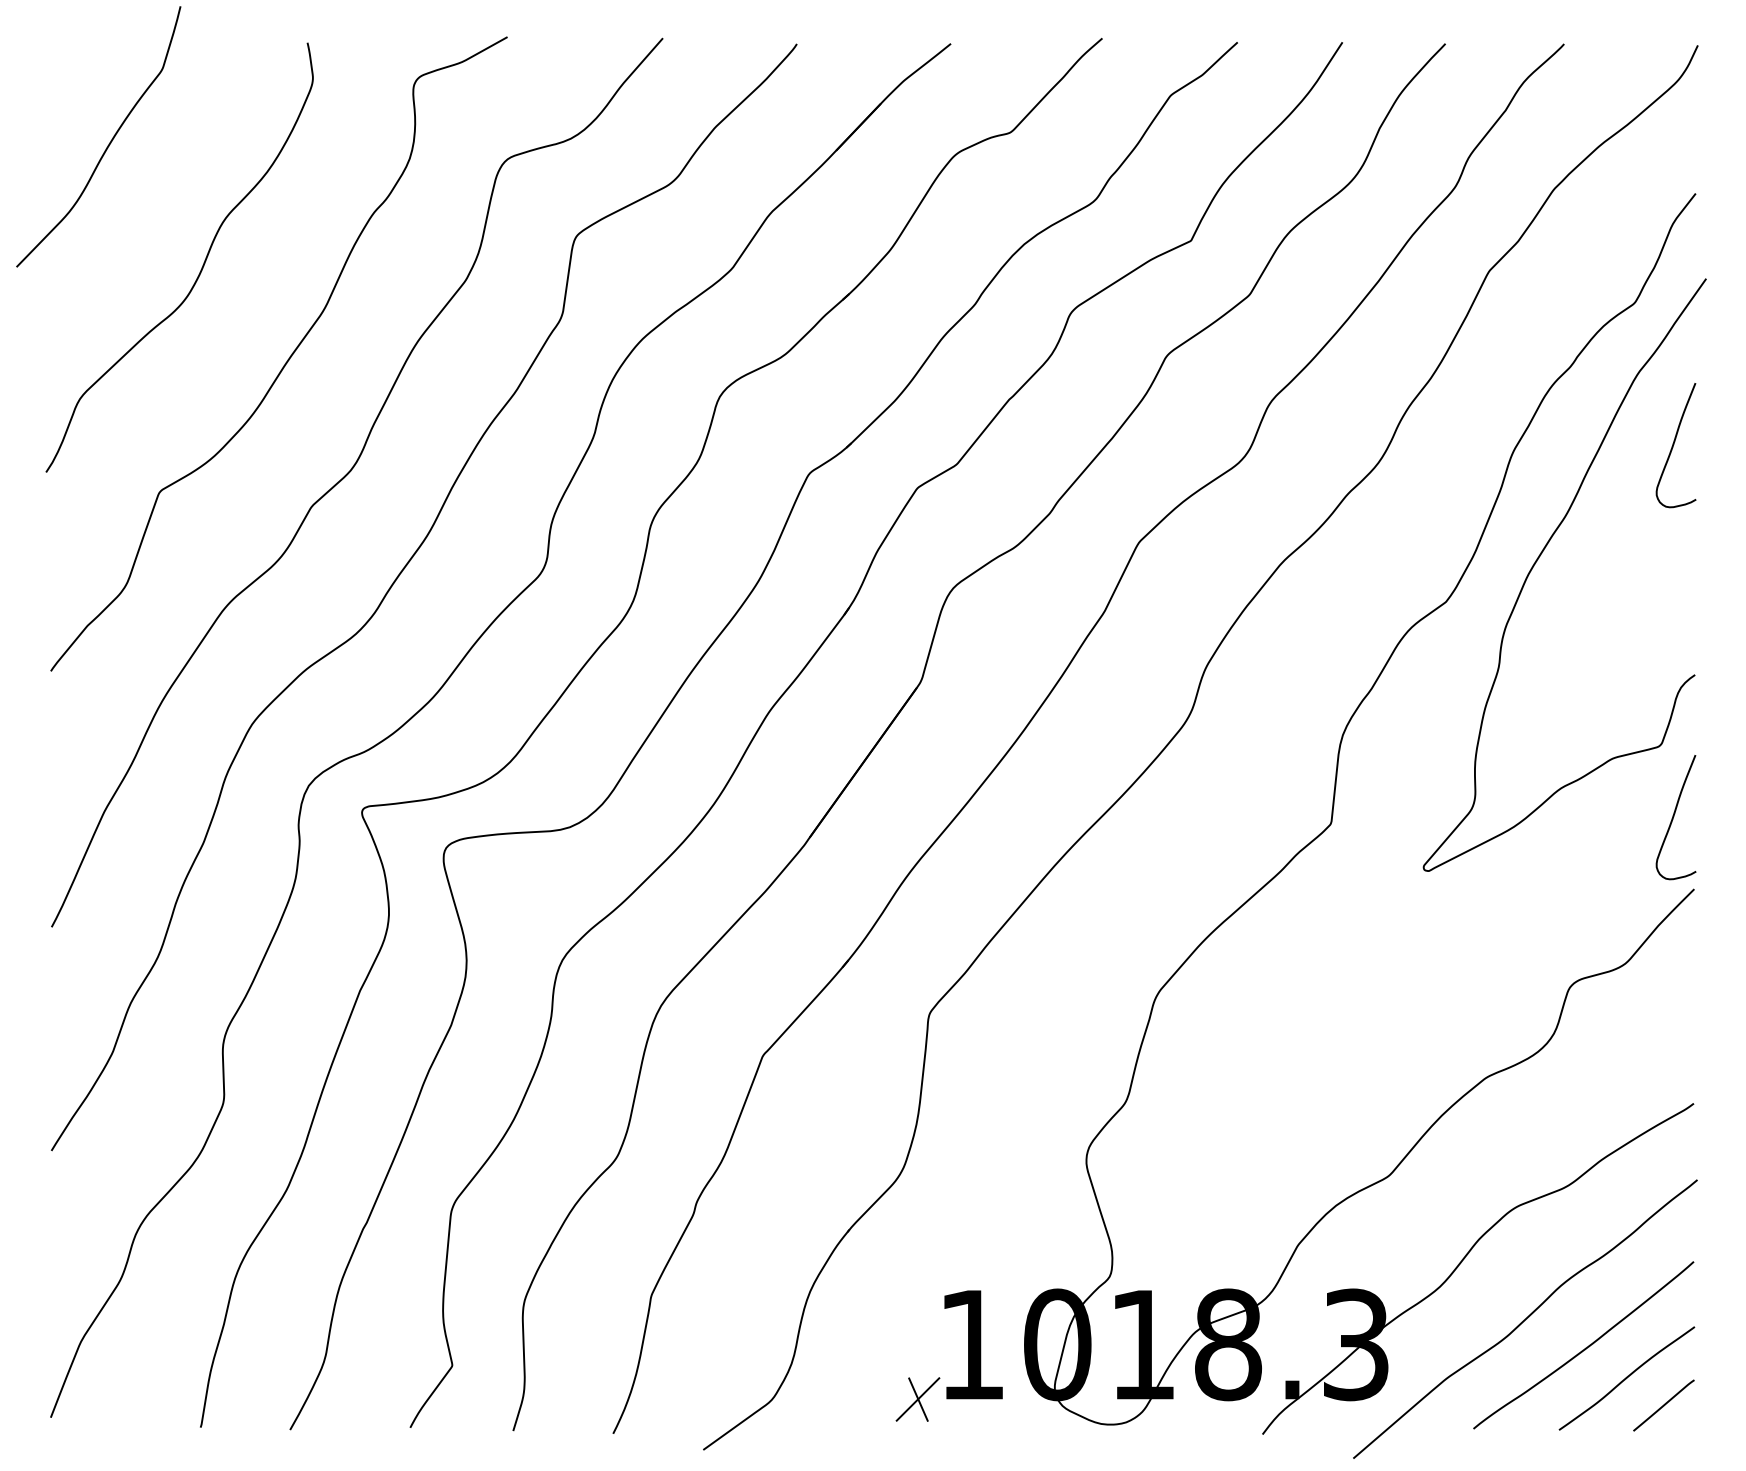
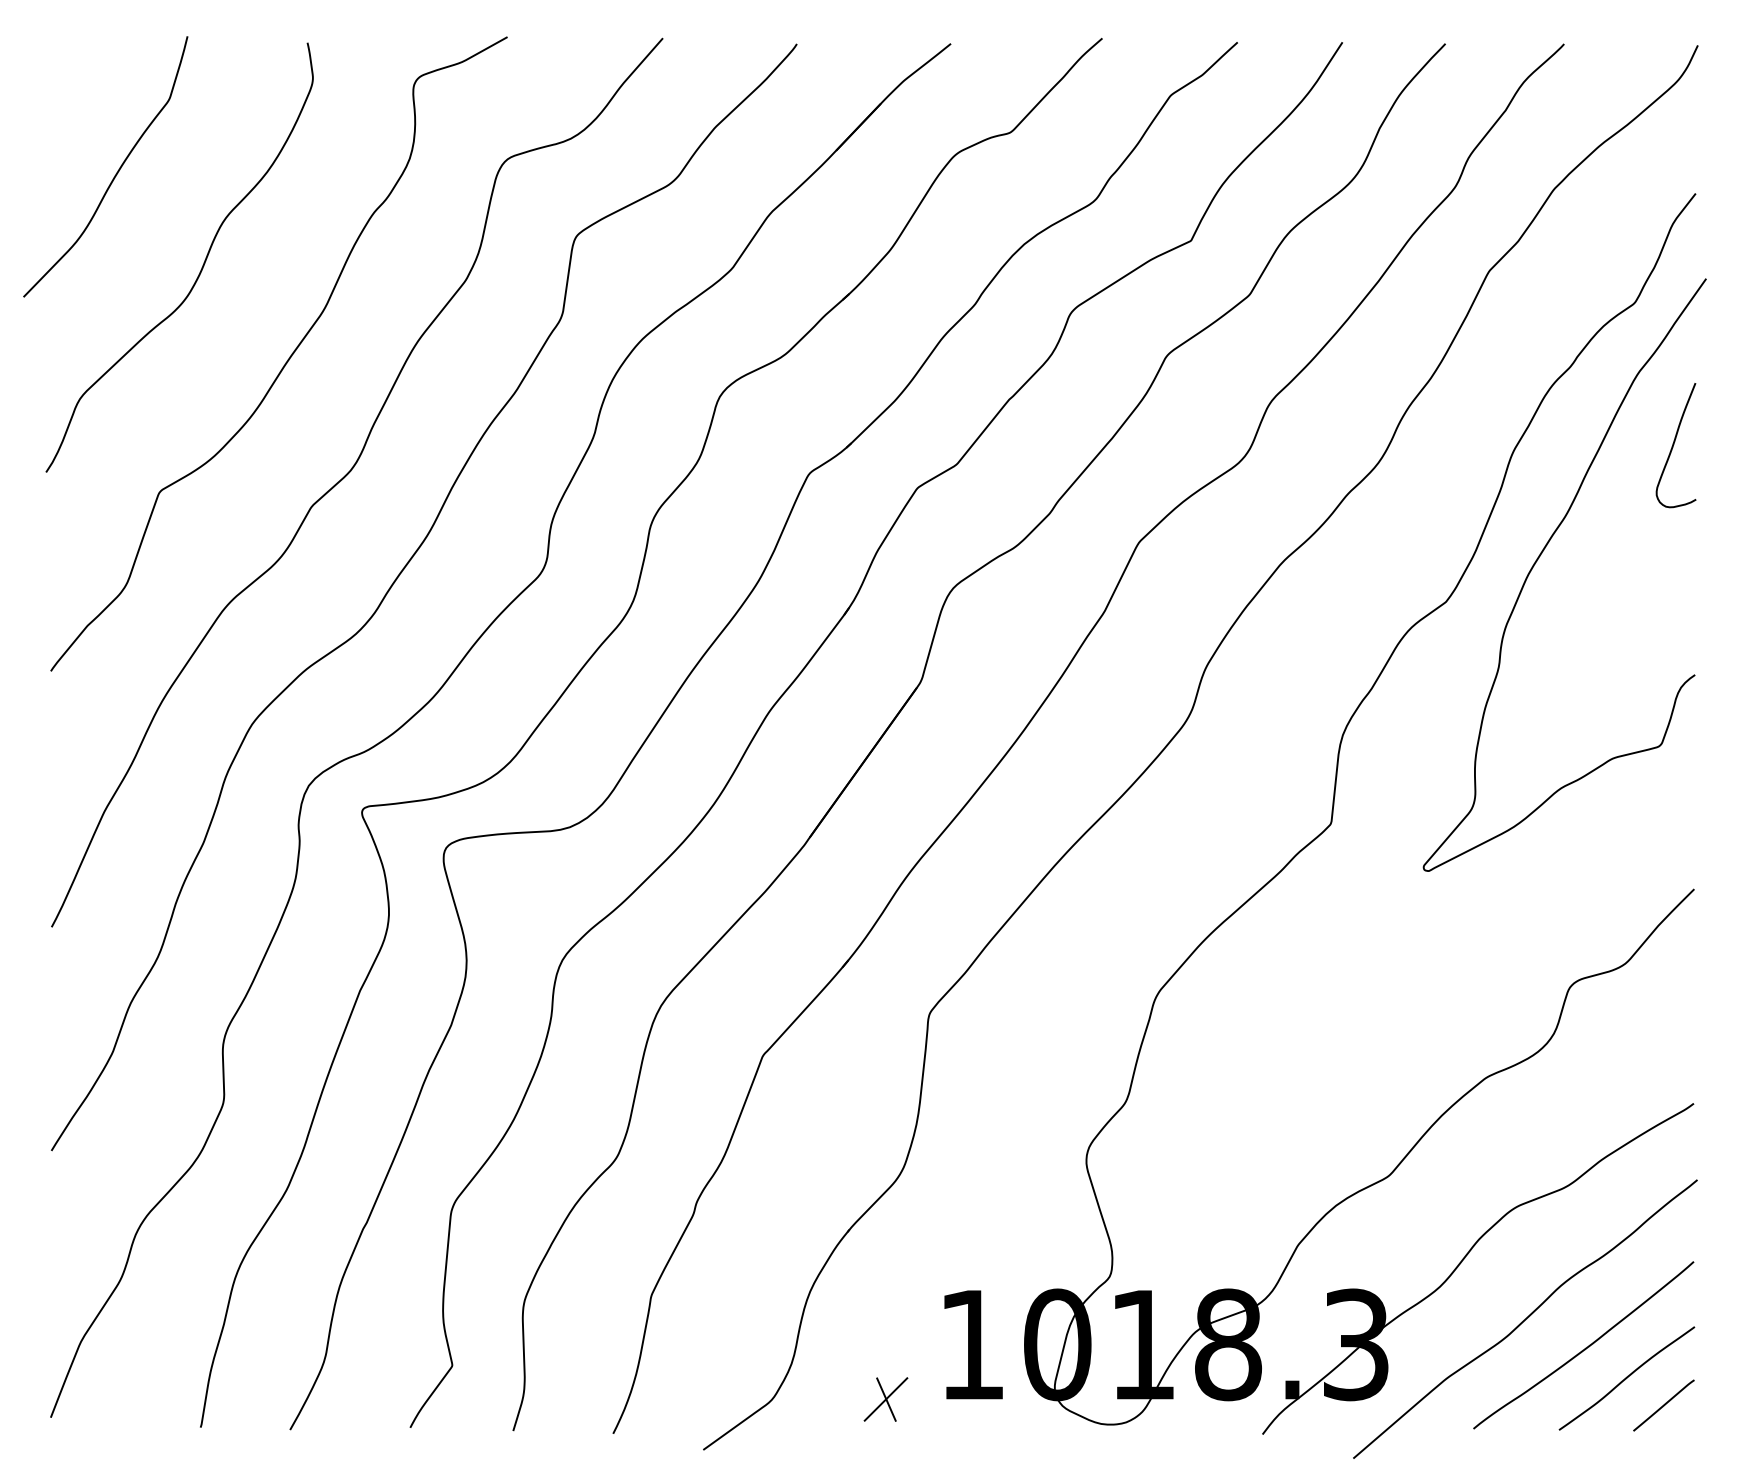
curve position: (109, 142) -> (116, 172) (116, 172)
curve: present -> none (1674, 816)
part position: (917, 1399) -> (885, 1399) (885, 1399)
